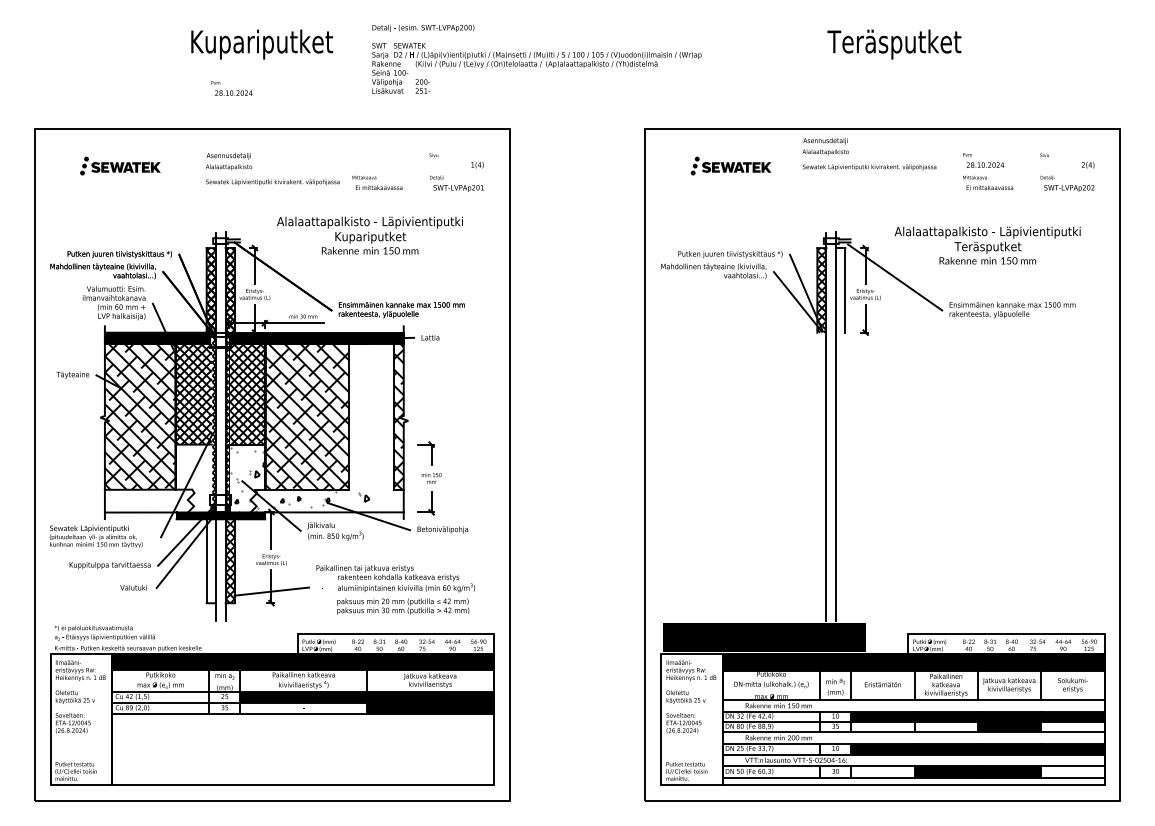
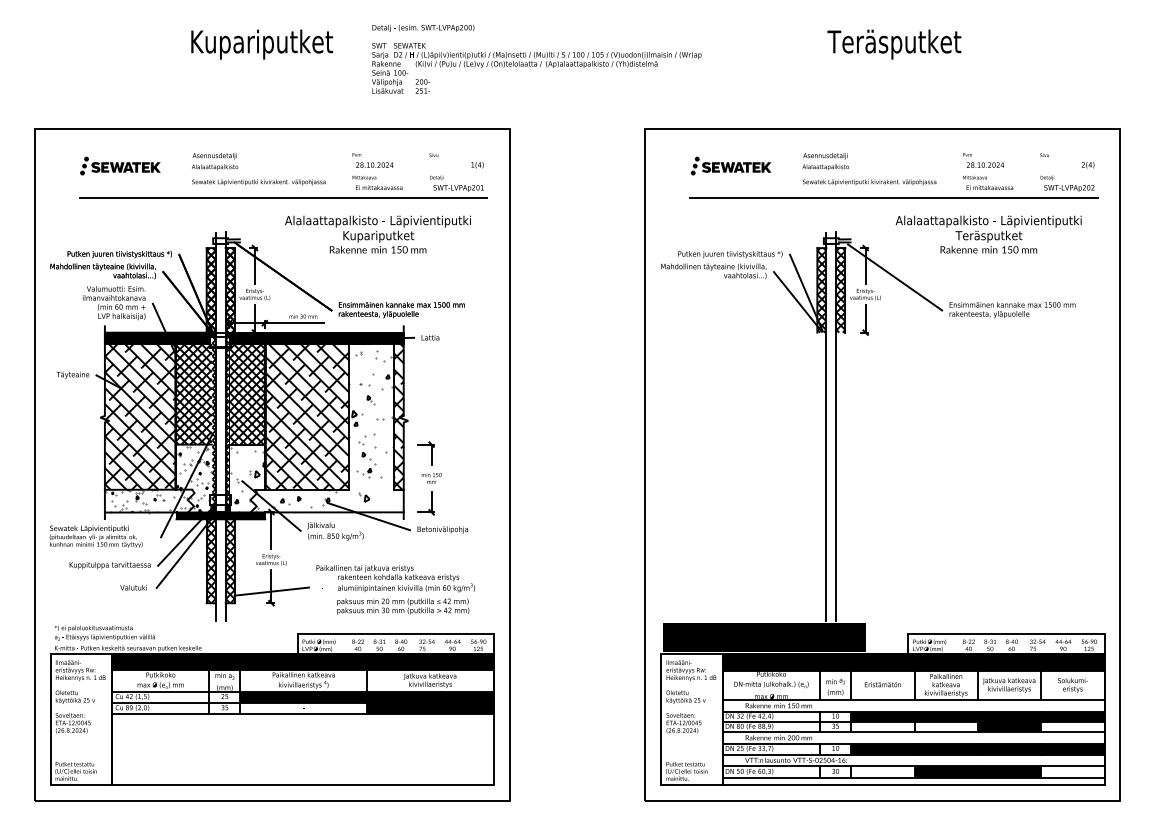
text position: (231, 88) -> (372, 160) (372, 160)
text position: (869, 154) -> (869, 169) (869, 169)
text position: (272, 169) -> (258, 169) (258, 169)
line: none -> present (282, 198)
line: none -> present (893, 198)
text position: (369, 235) -> (377, 234) (377, 234)
text position: (987, 245) -> (988, 234) (988, 234)
hatch: none -> present (840, 290)
hatch: none -> present (370, 413)
hatch: none -> present (157, 479)
hatch: none -> present (210, 561)
